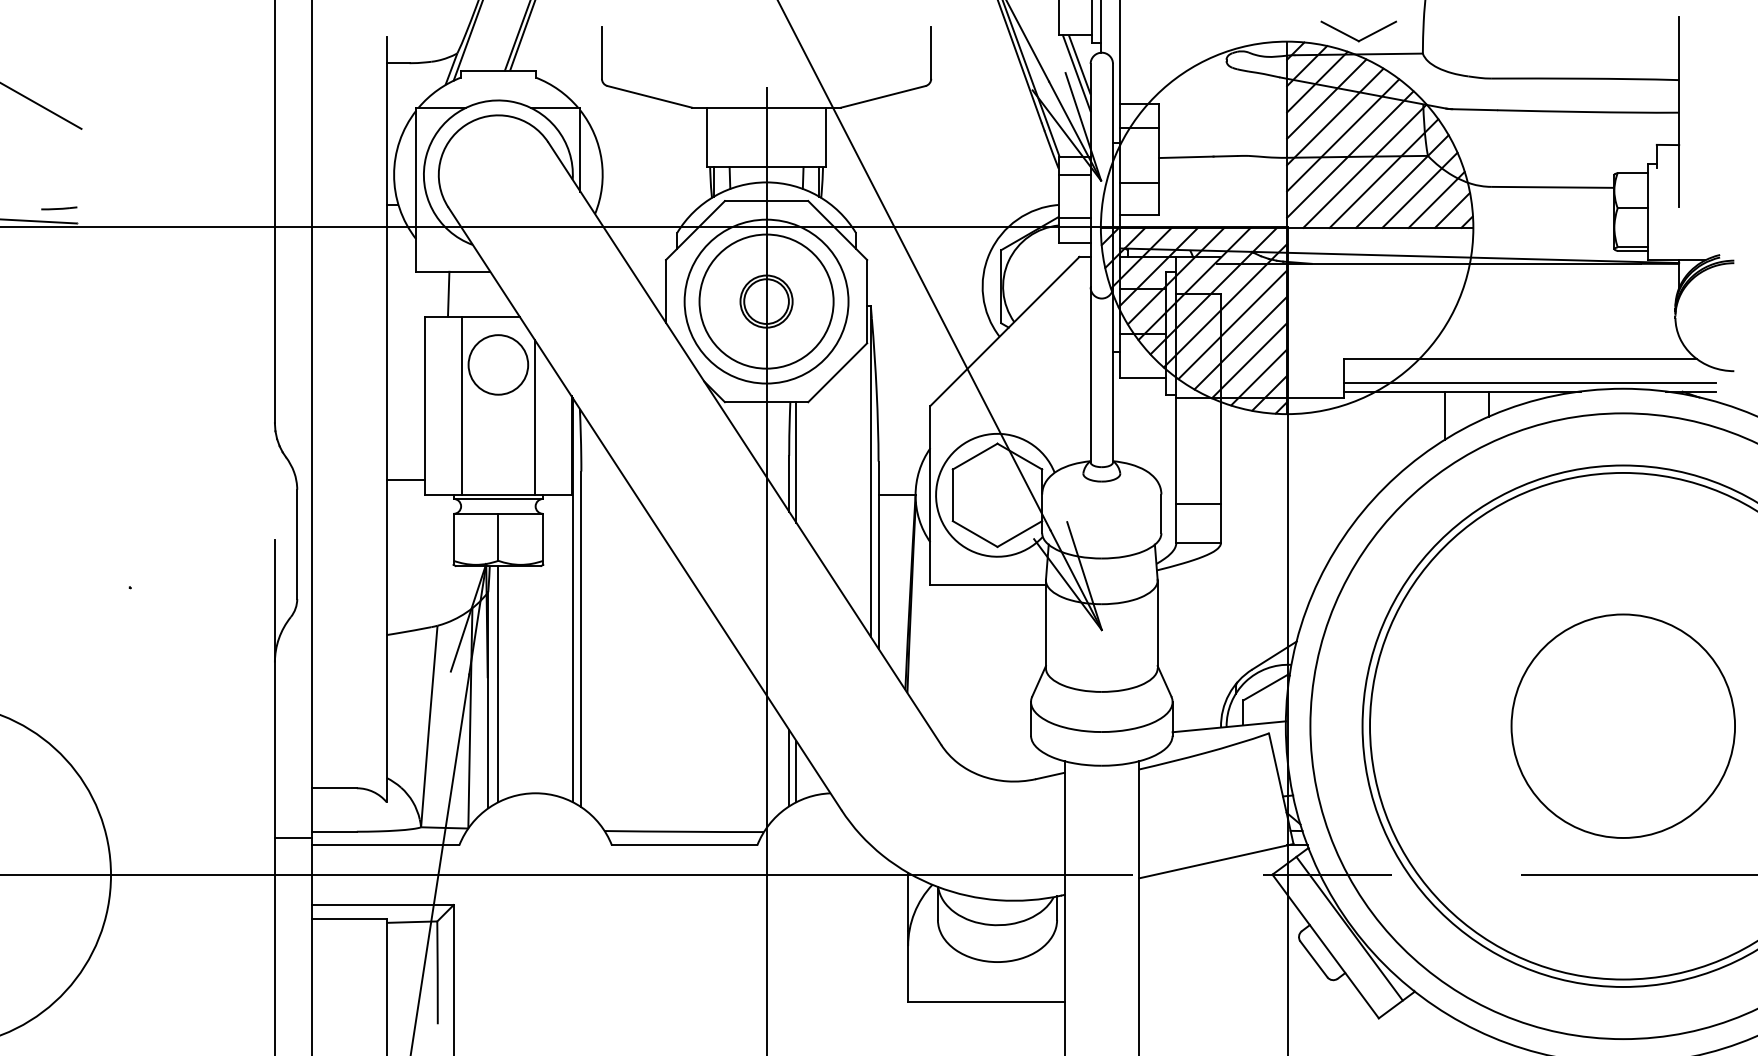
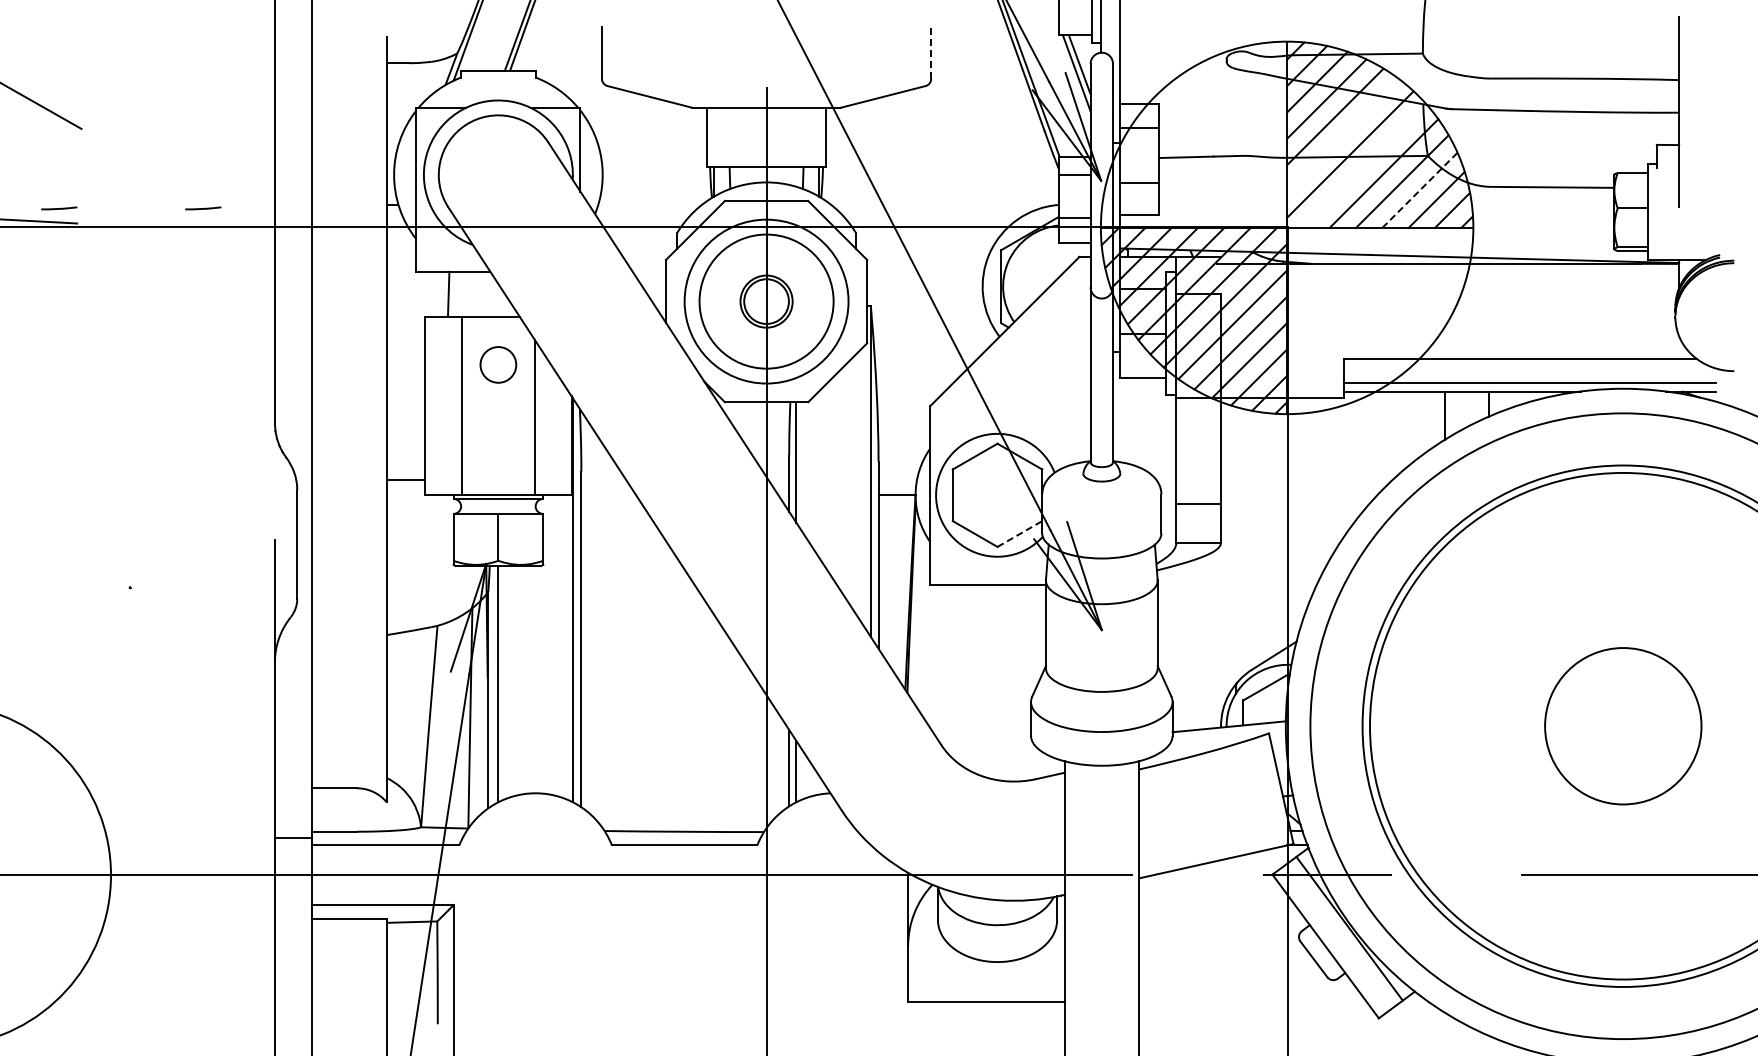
part: present -> none (1354, 37)
line: solid -> dashed (931, 53)
line: present -> none (1343, 135)
line: present -> none (1364, 165)
line: solid -> dashed (1420, 189)
line: none -> present (203, 208)
circle diameter: 60 px -> 36 px (498, 364)
line: solid -> dashed (1019, 534)
circle diameter: 223 px -> 156 px (1623, 726)
